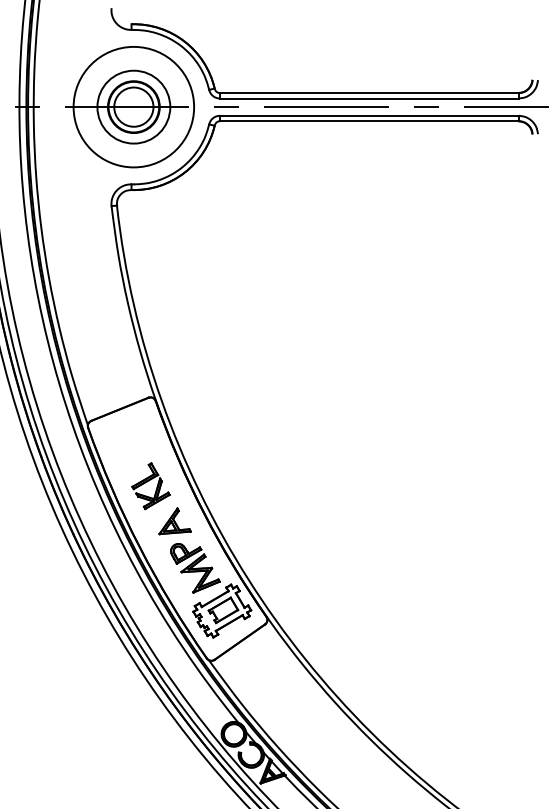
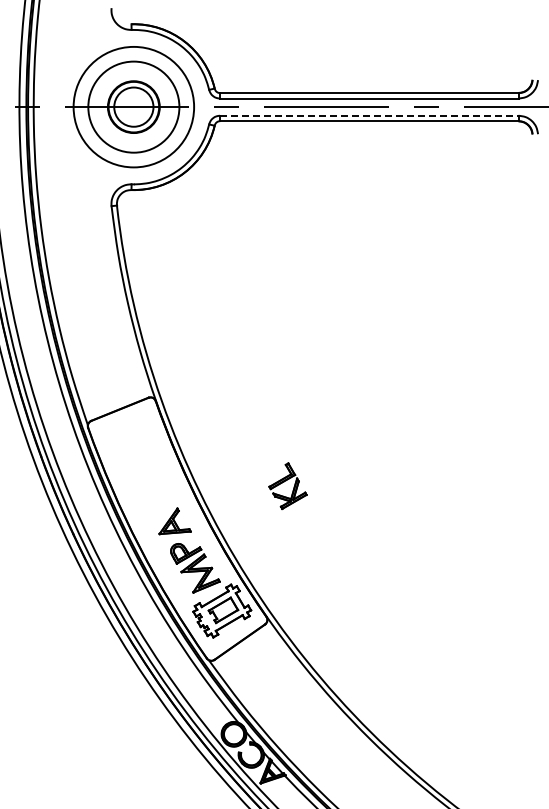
circle diameter: 73 px -> 91 px (133, 106)
line: solid -> dashed (369, 115)
part position: (150, 486) -> (287, 486) (287, 486)
